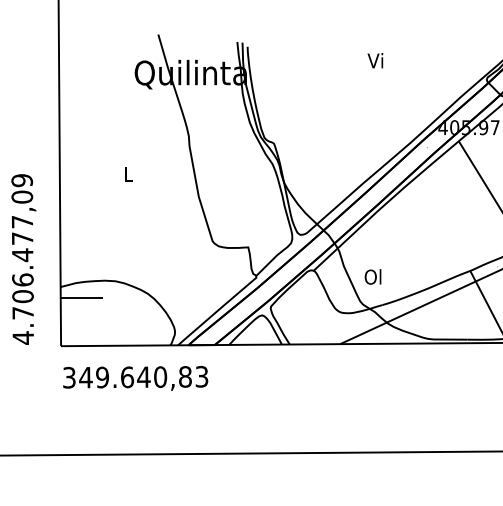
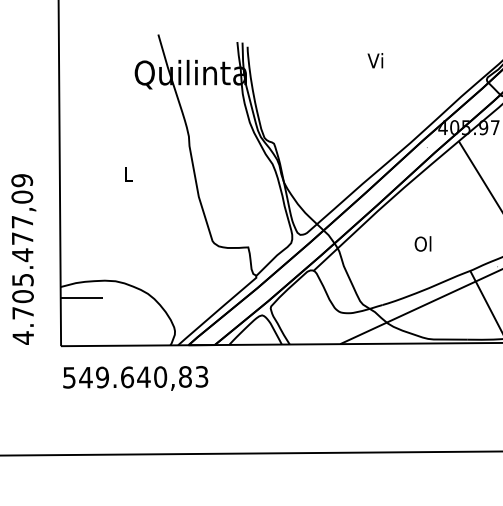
text position: (372, 276) -> (422, 243) (422, 243)
text: 4.706.477,09 -> 4.705.477,09 (22, 279)
text: 349.640,83 -> 549.640,83 (69, 376)
